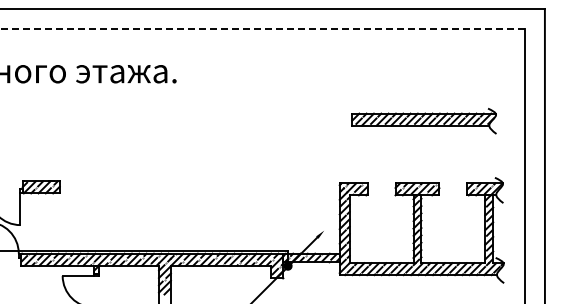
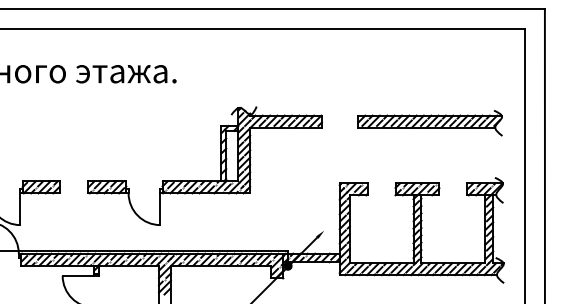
line: dashed -> solid (262, 28)
part position: (423, 121) -> (429, 123) (429, 123)
part: none -> present (204, 180)
